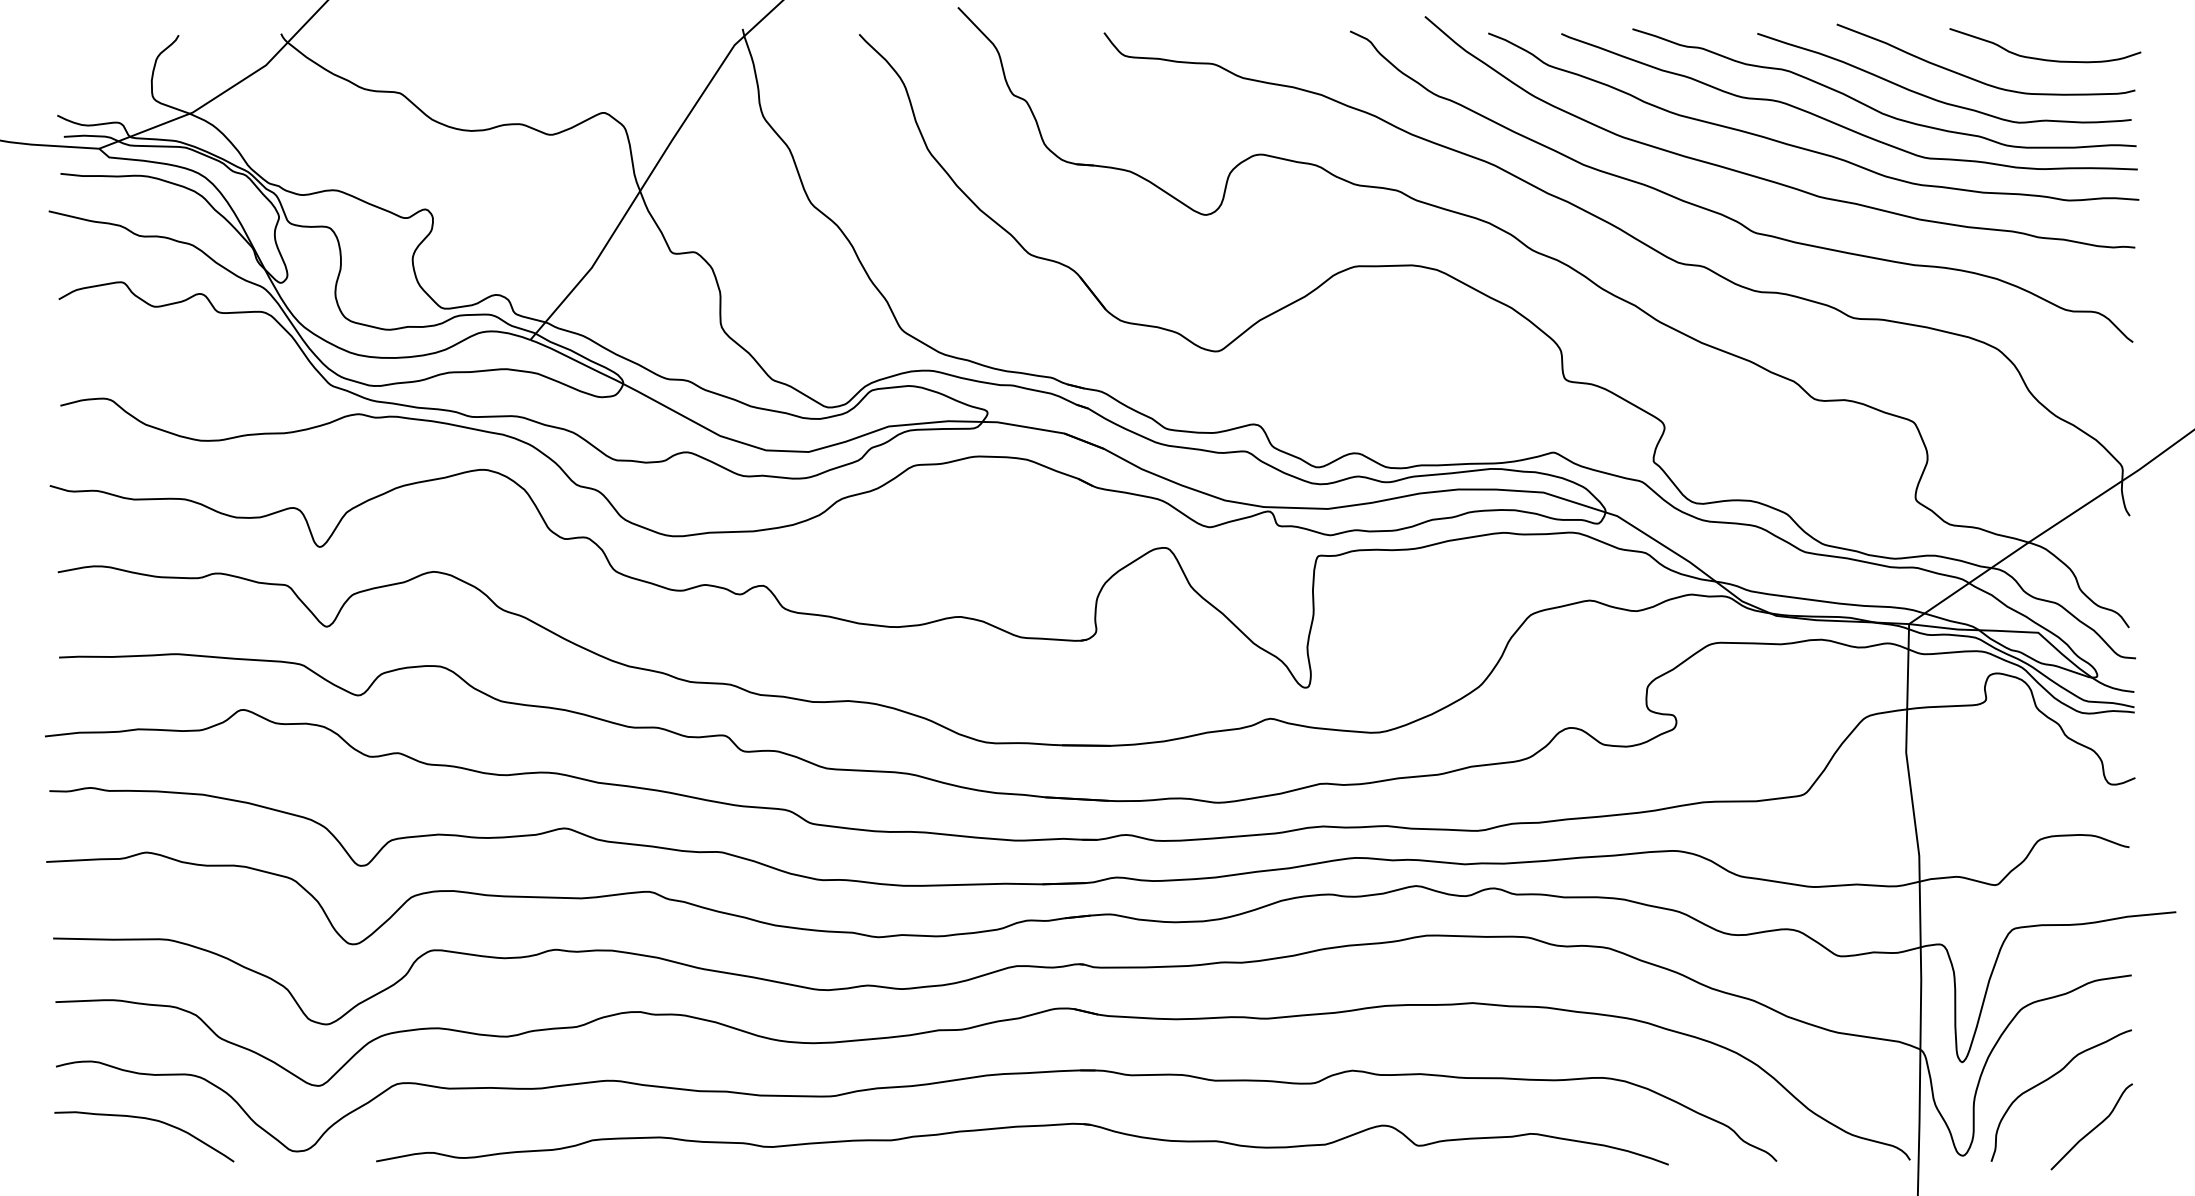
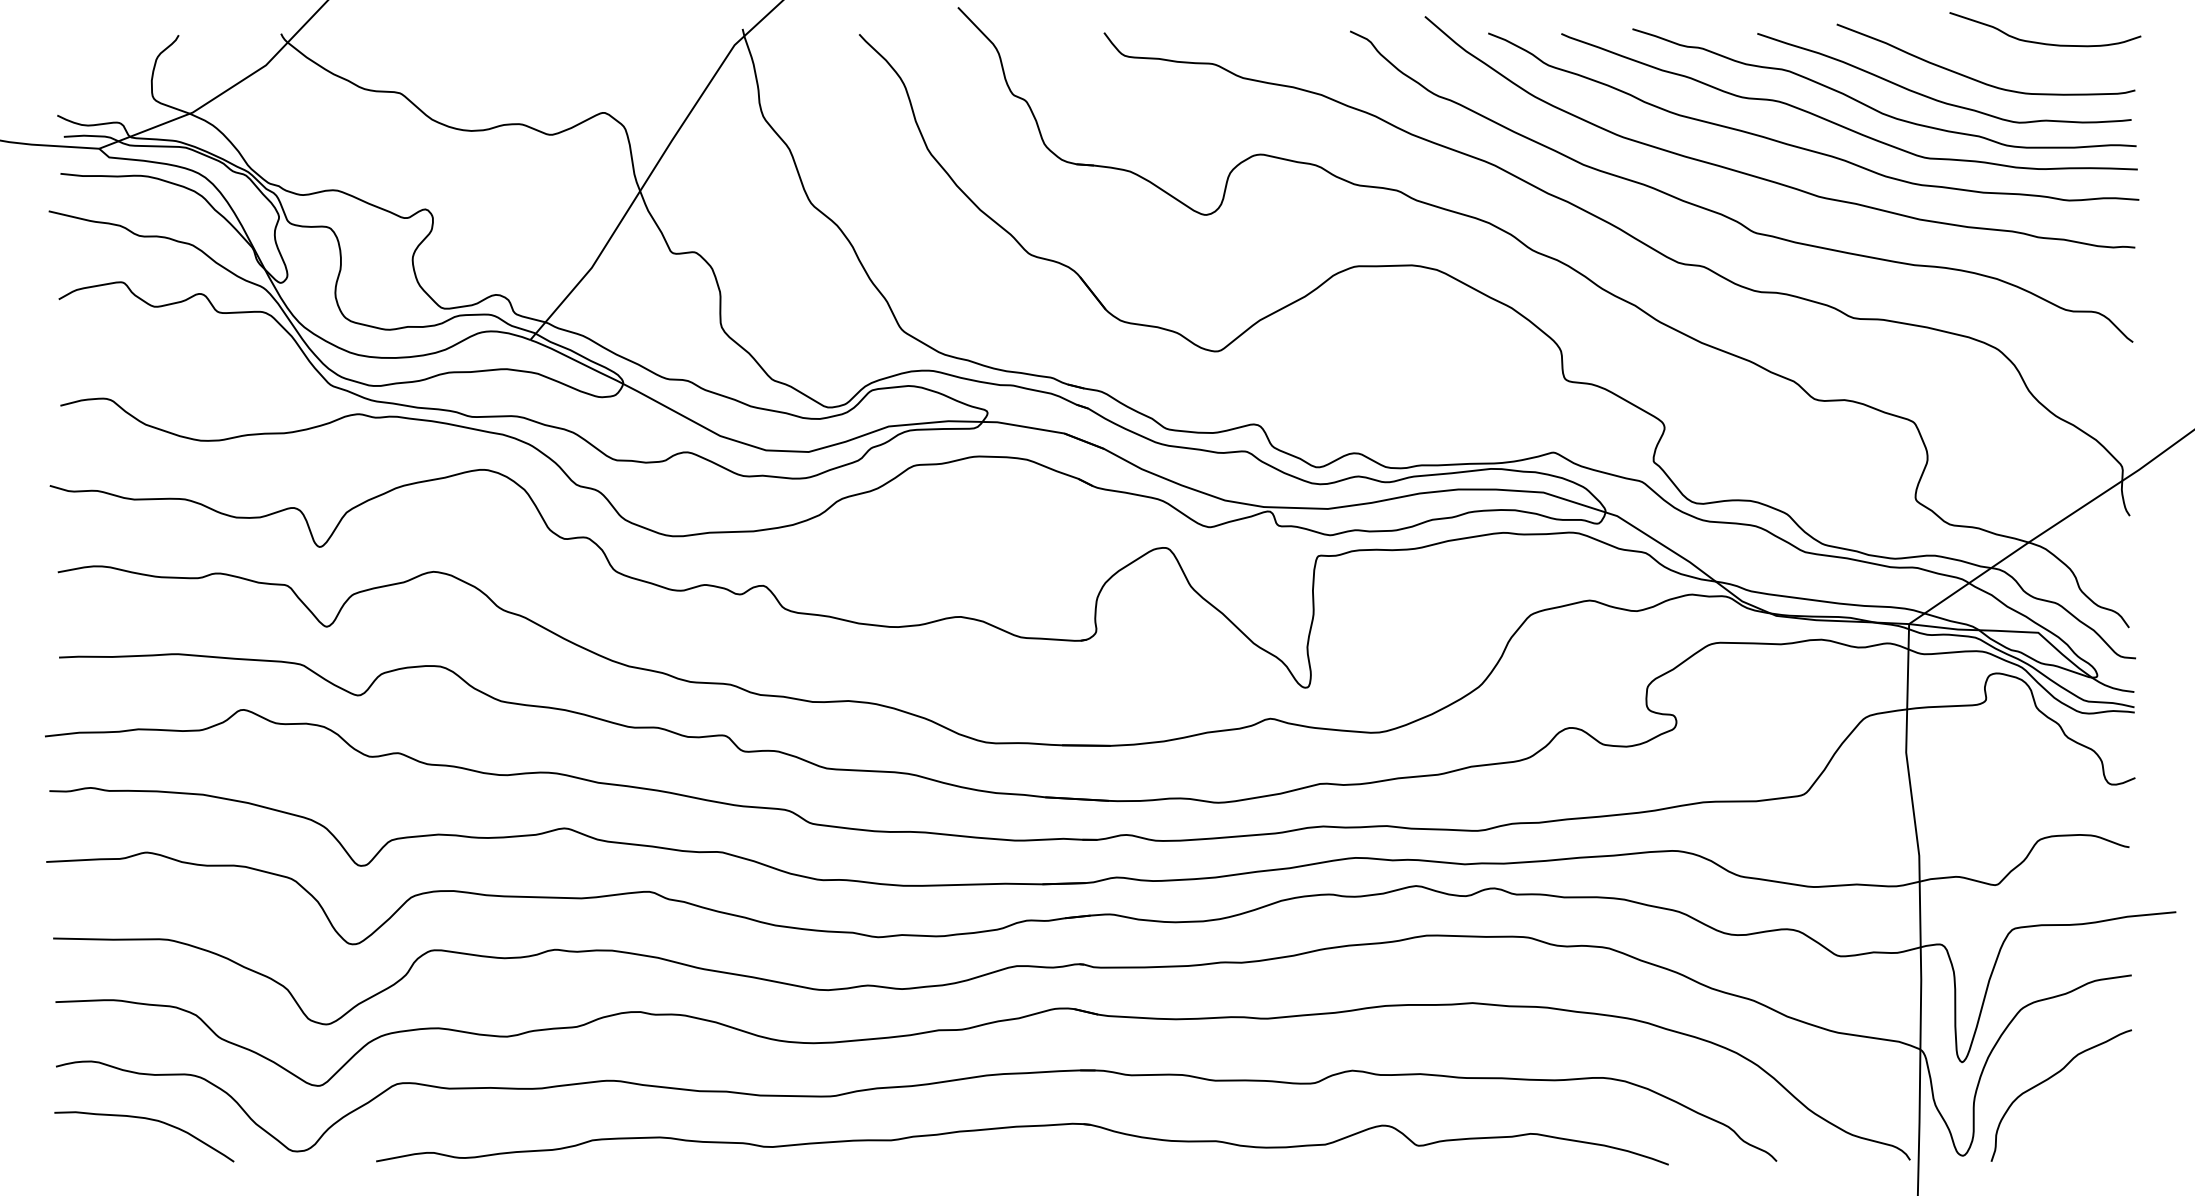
curve position: (2042, 58) -> (2042, 42) (2042, 42)
curve: present -> none (2093, 1128)
